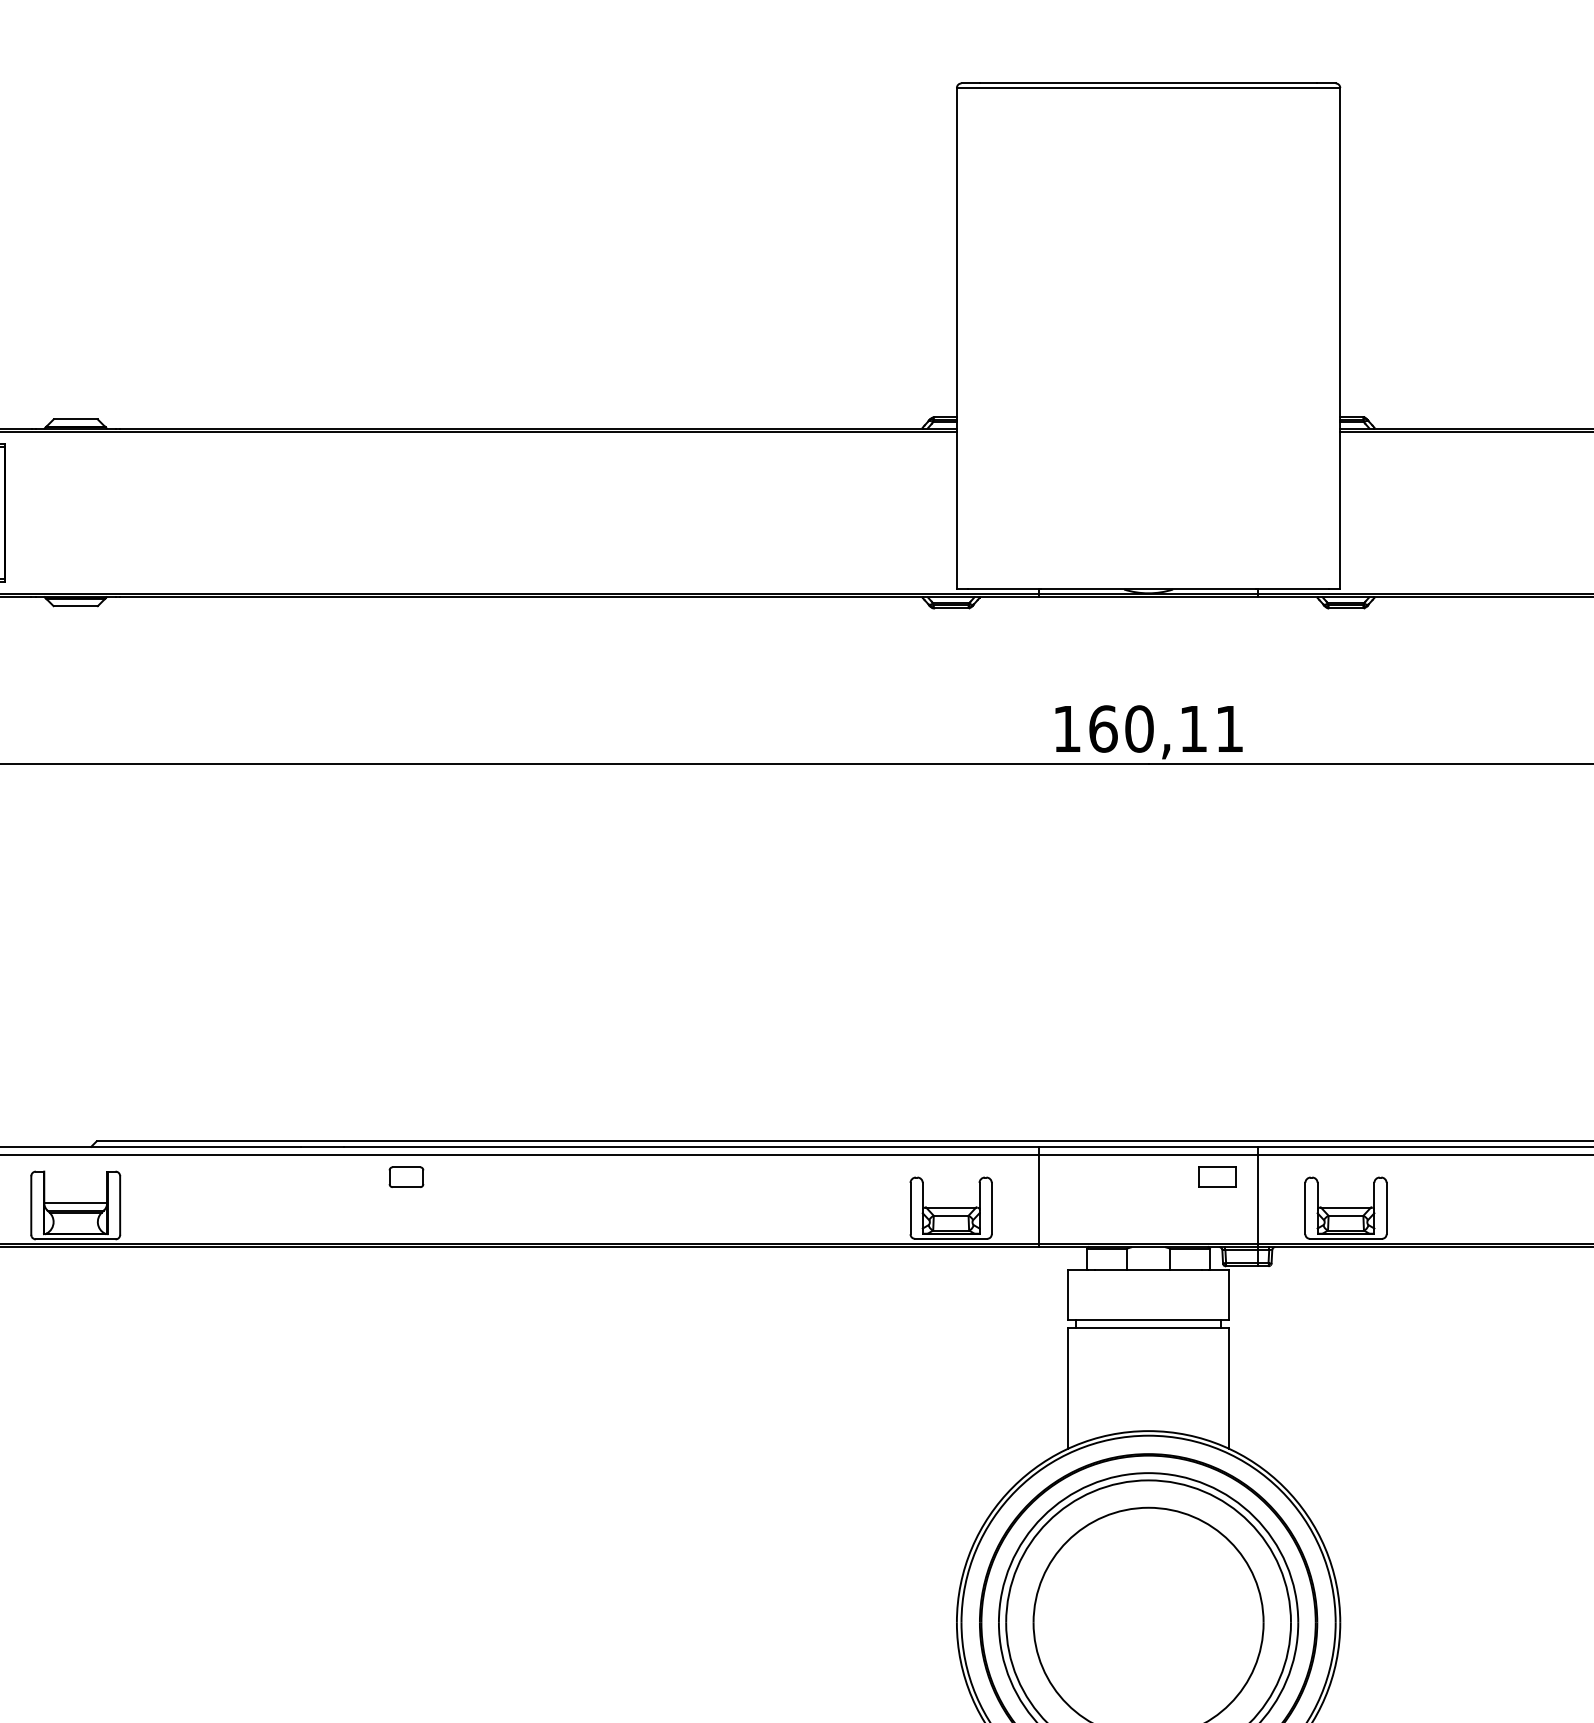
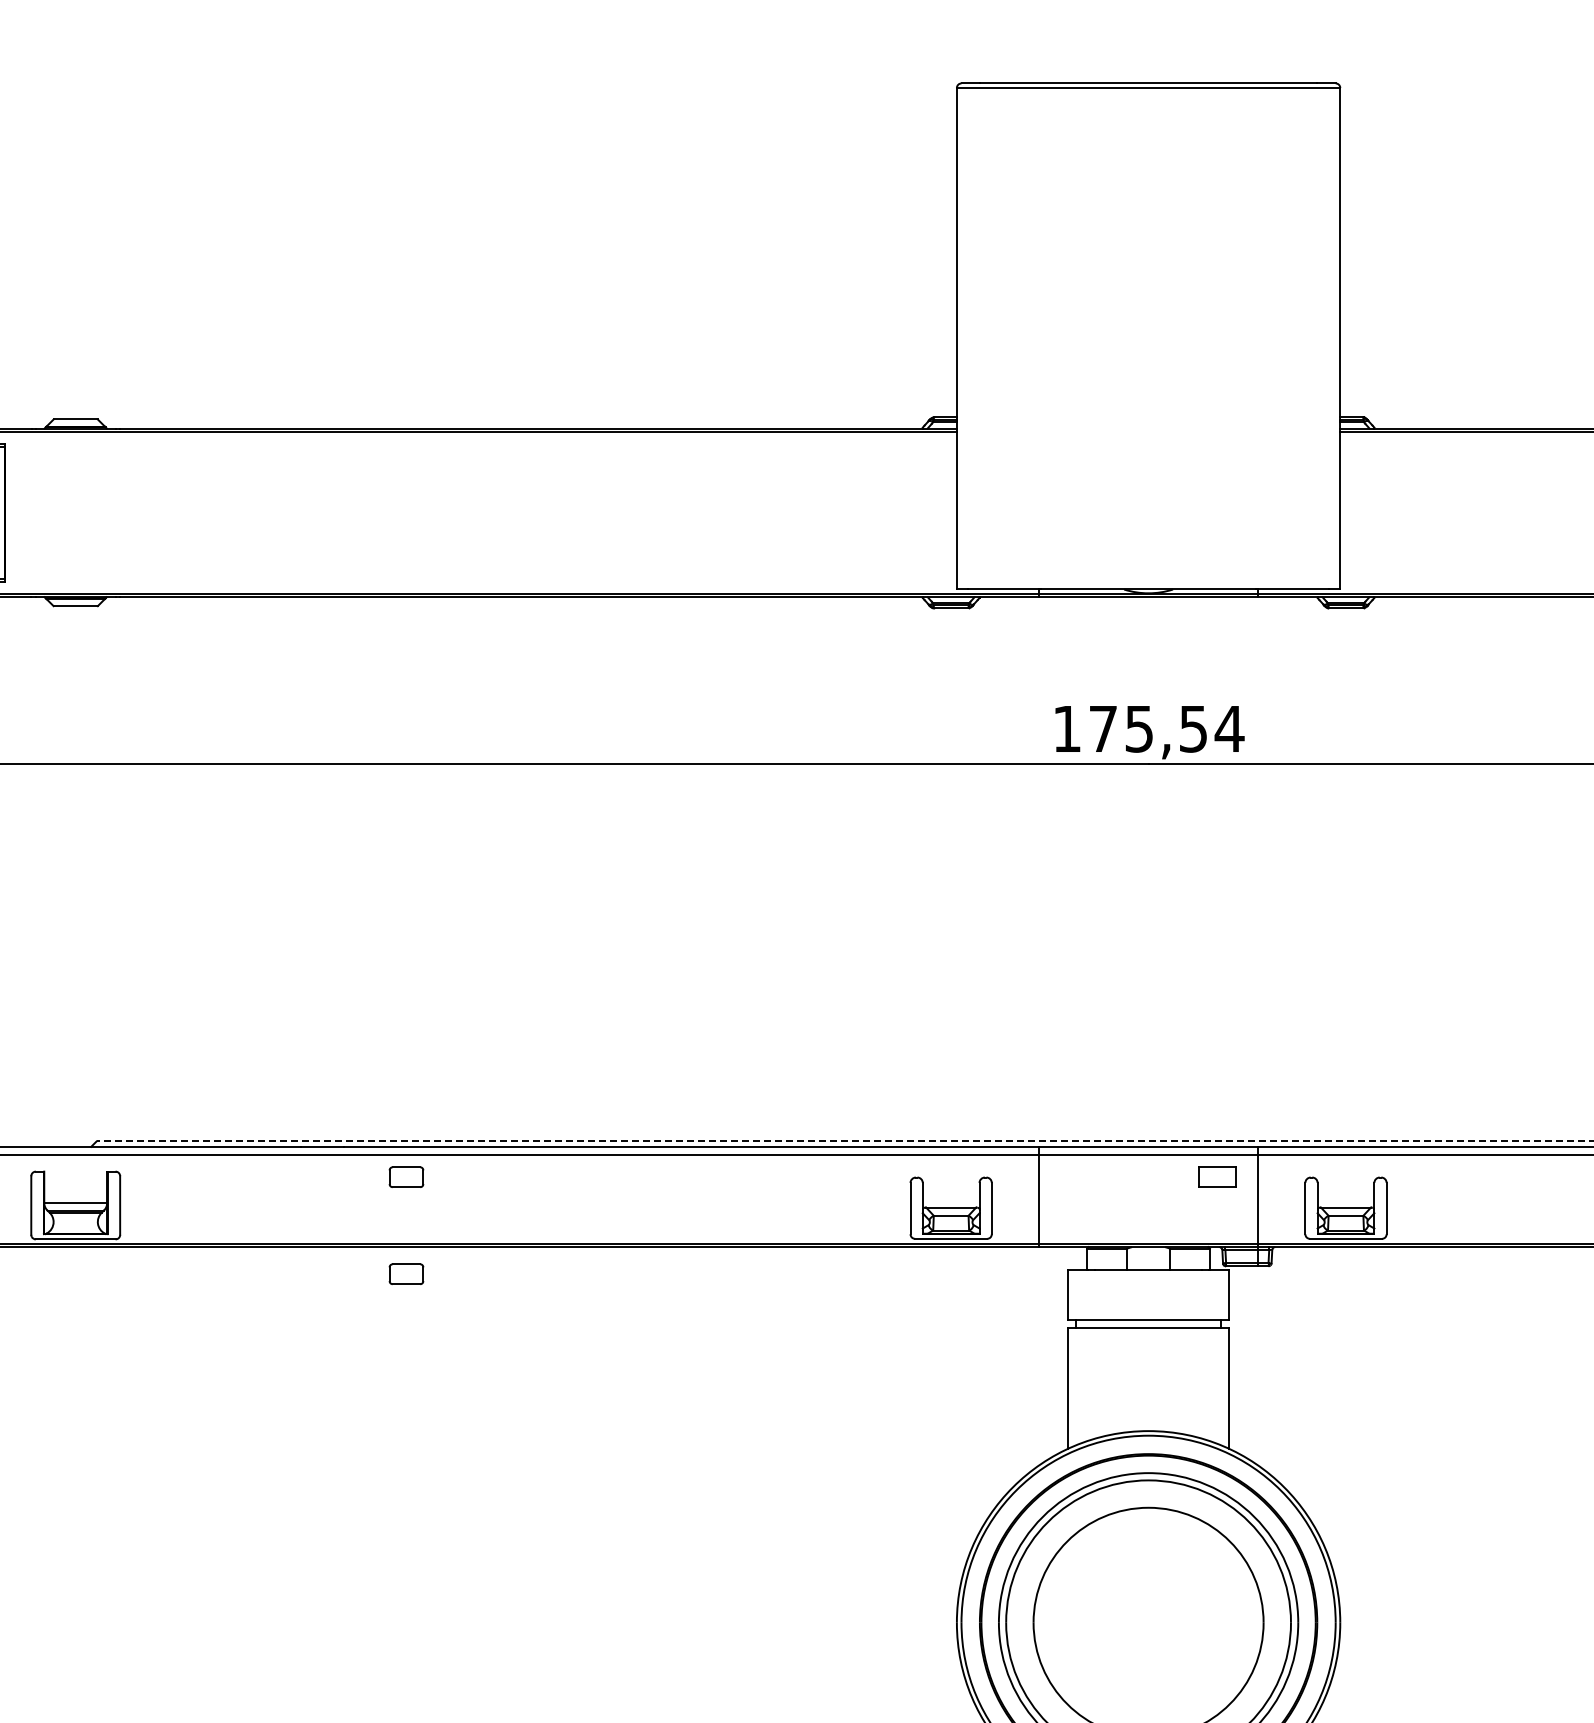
text: 160,11 -> 175,54 (1166, 728)
line: solid -> dashed (844, 1141)
part: none -> present (406, 1273)
